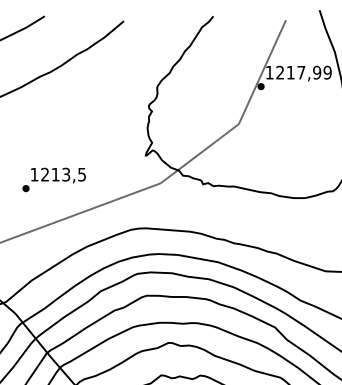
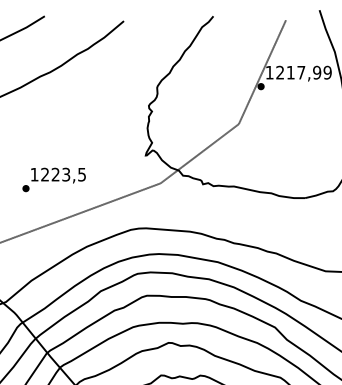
text: 1213,5 -> 1223,5 (55, 174)
